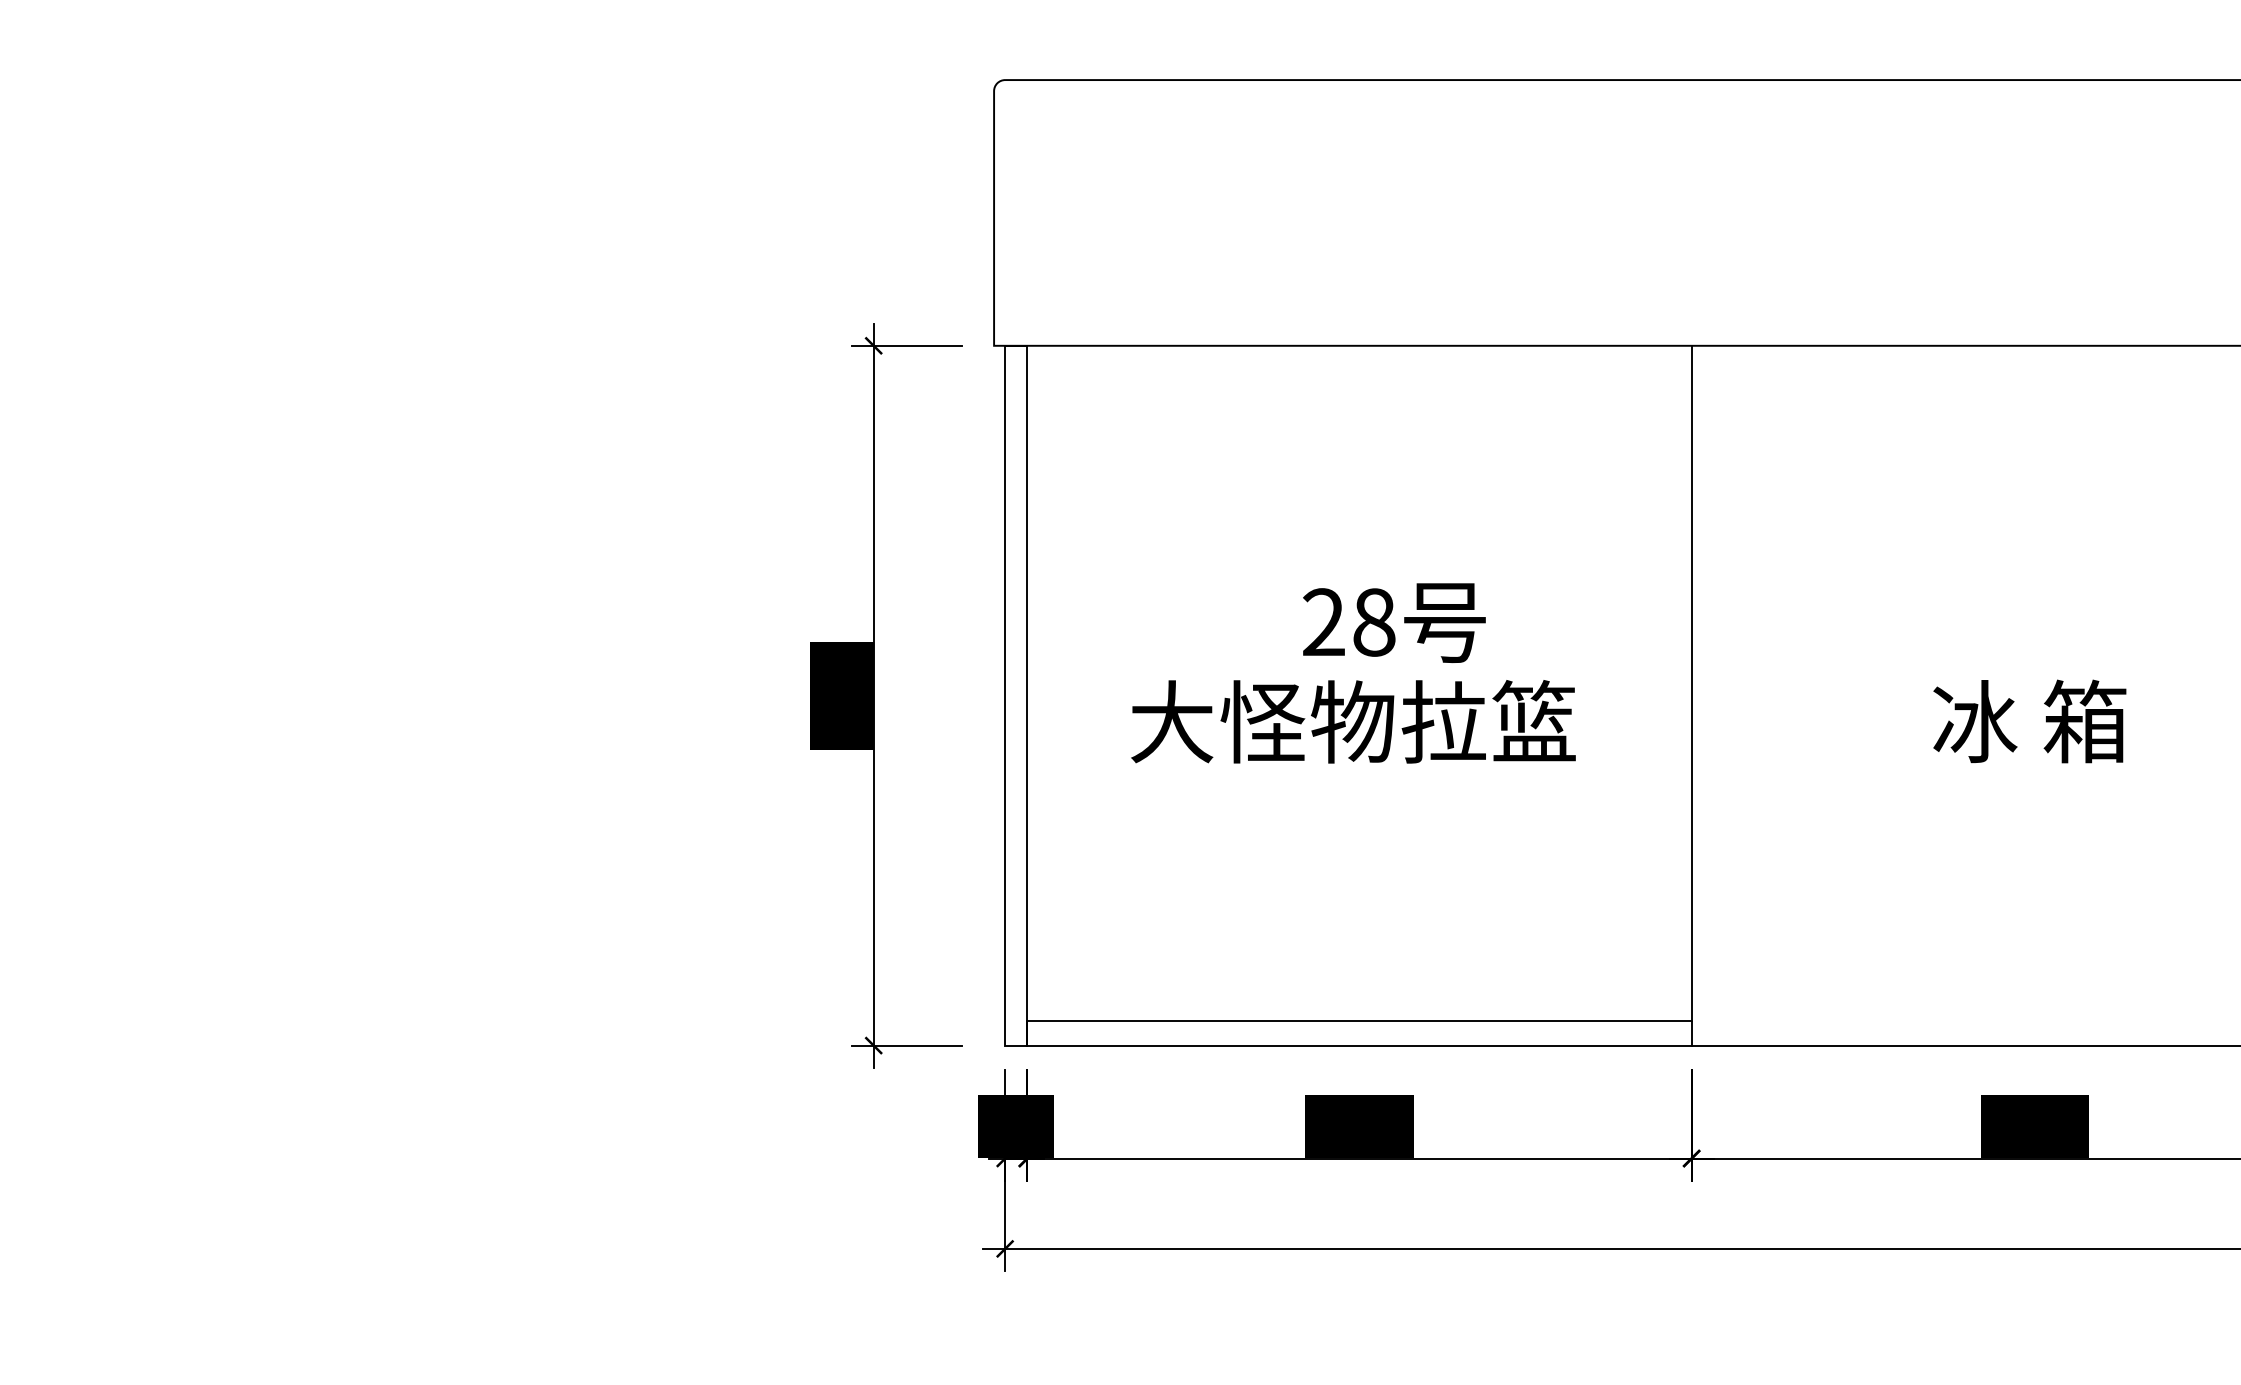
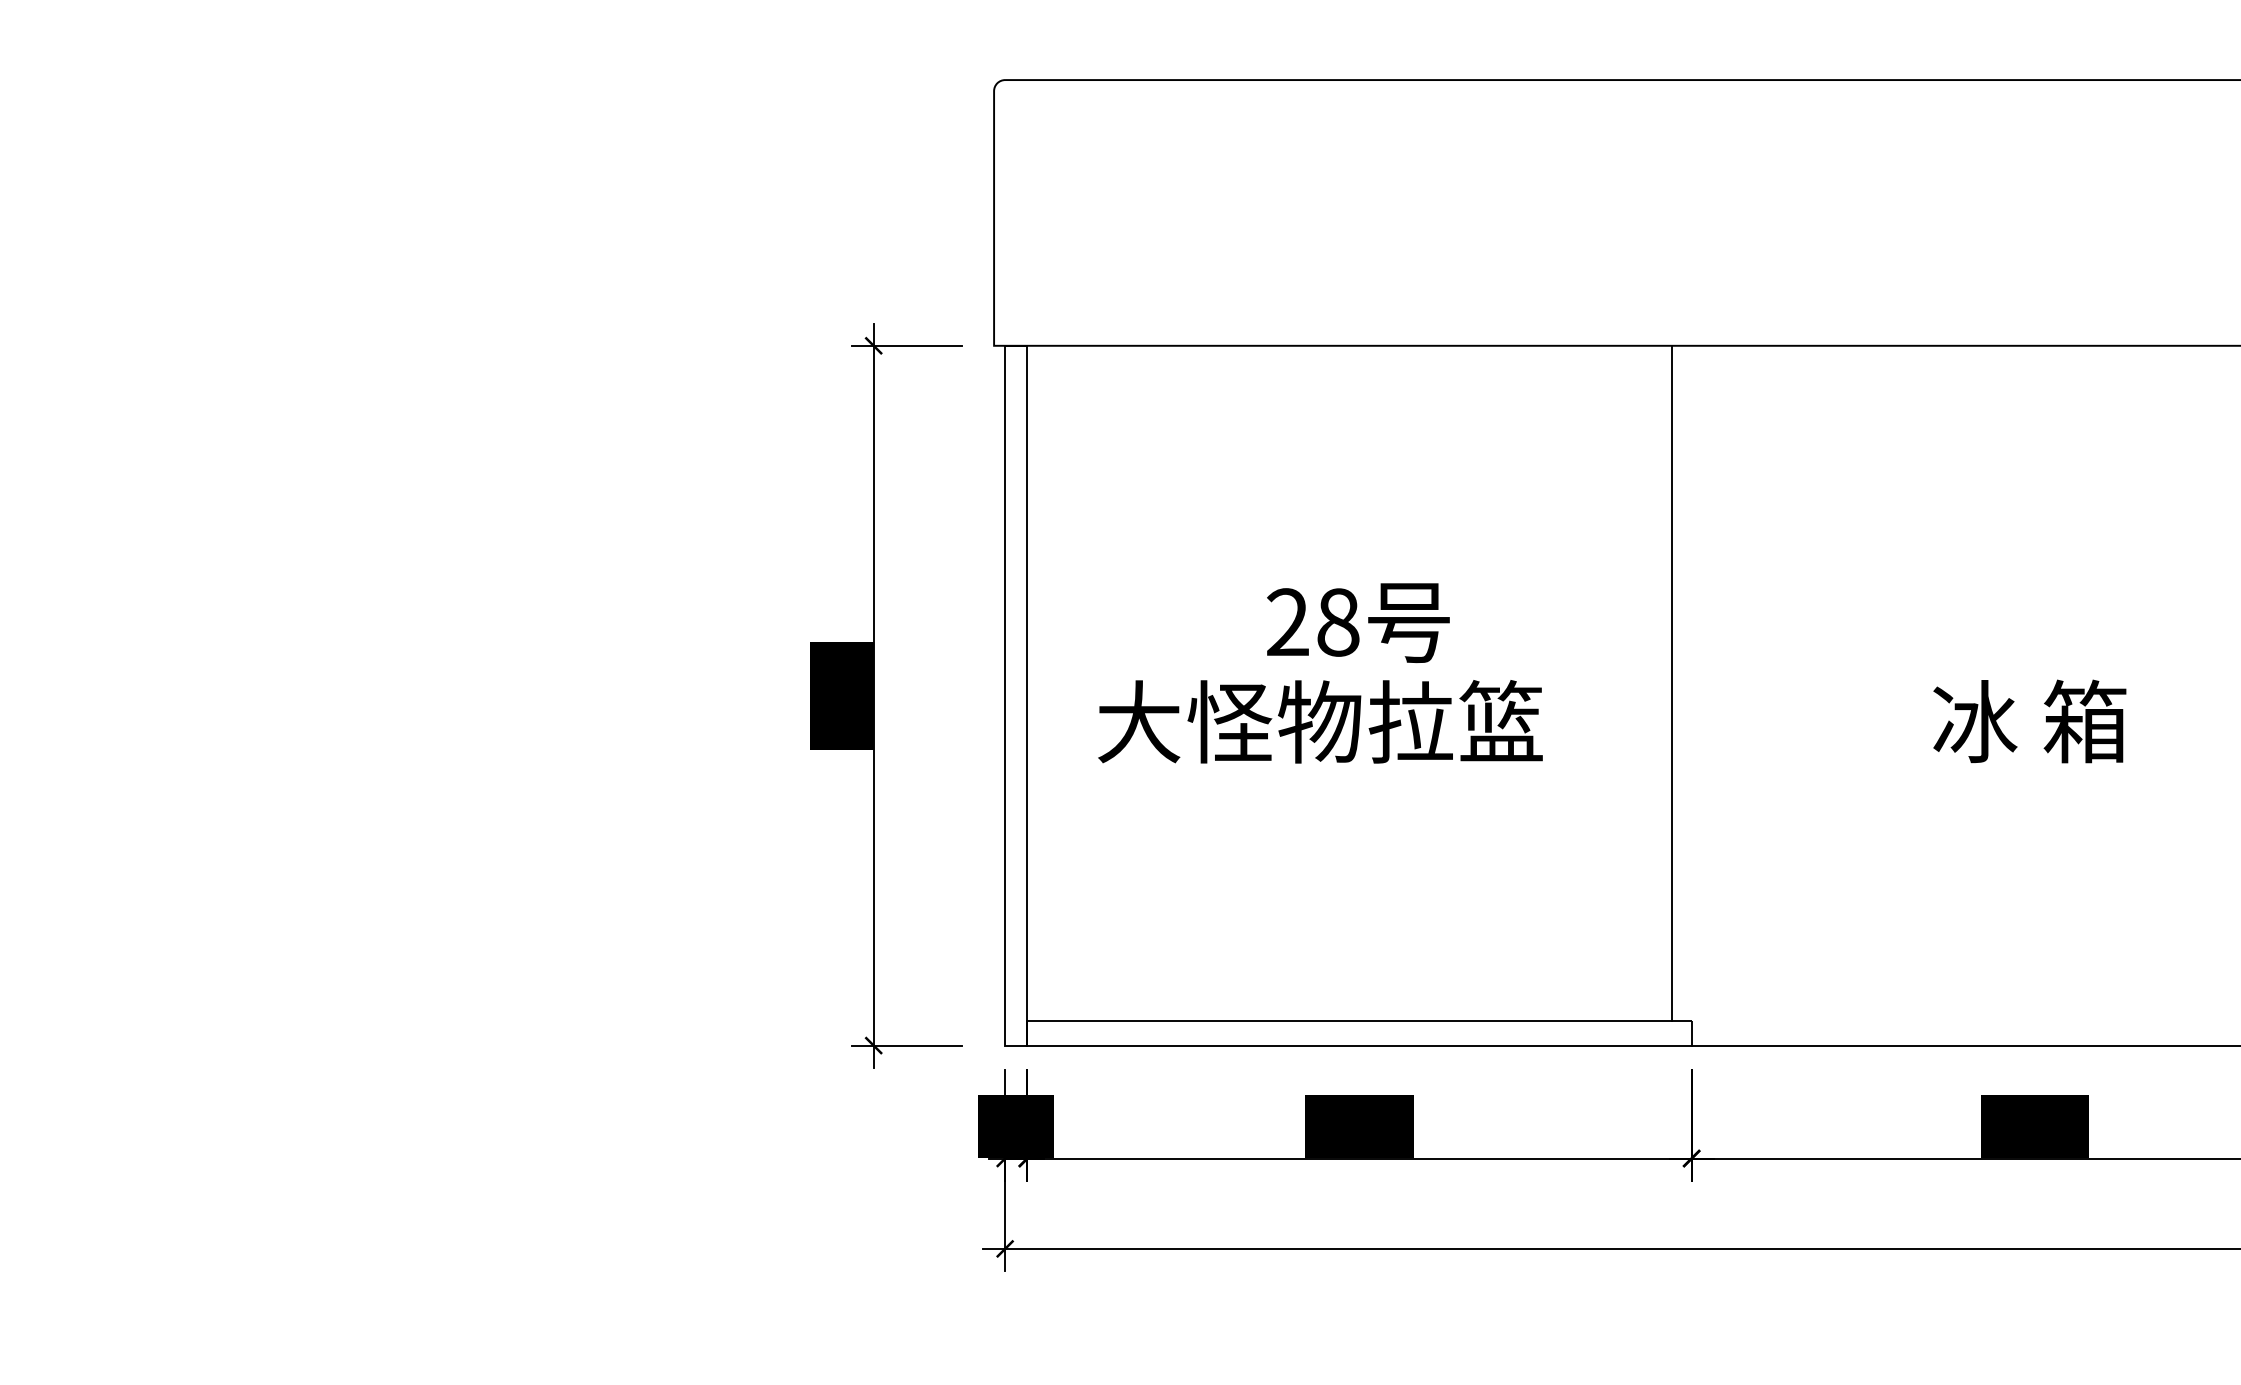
text position: (1394, 622) -> (1358, 622) (1358, 622)
line position: (1691, 683) -> (1671, 683) (1671, 683)
text position: (1353, 721) -> (1320, 721) (1320, 721)
